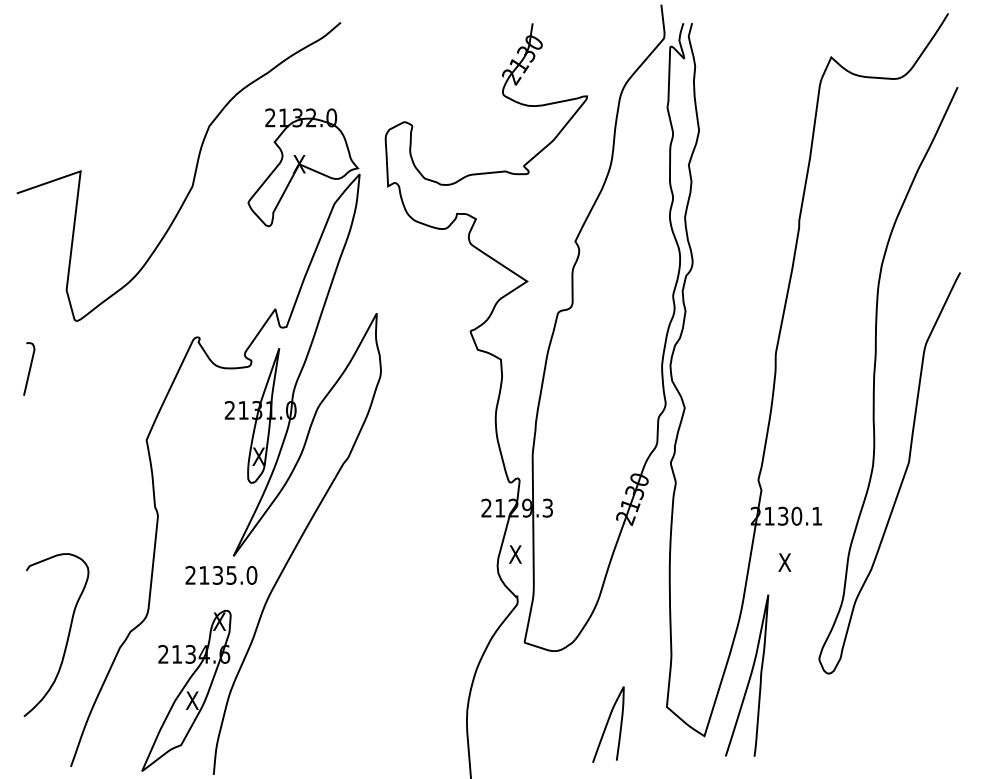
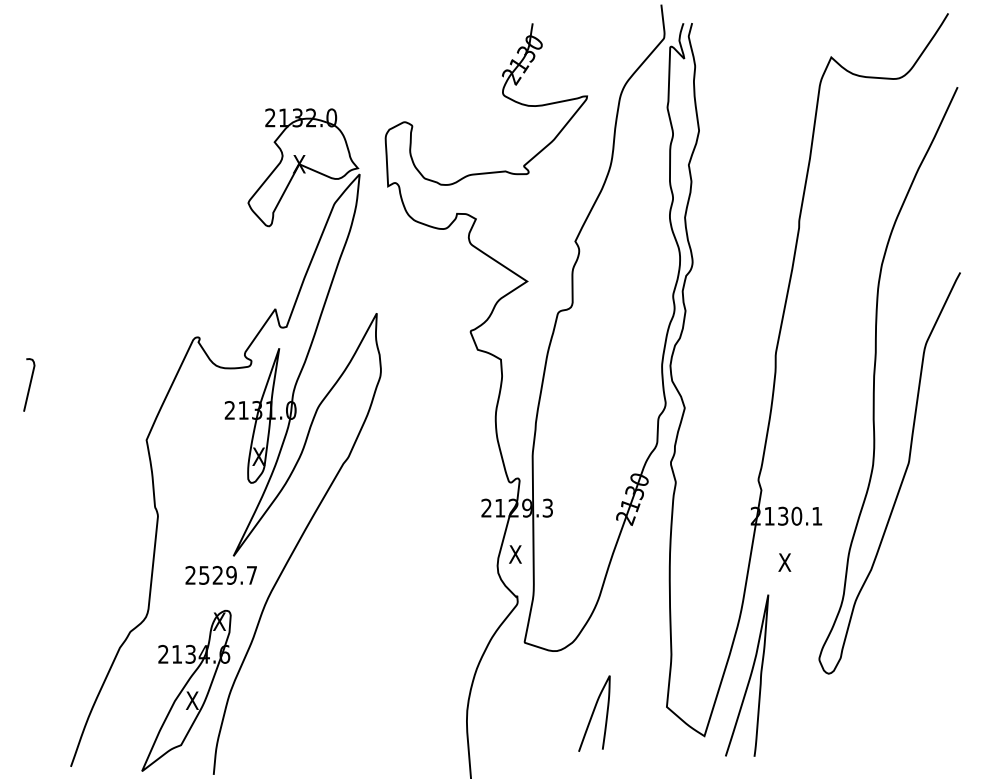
curve: present -> none (193, 176)
curve position: (29, 368) -> (29, 384) (29, 384)
text: 2135.0 -> 2529.7 (228, 575)
curve: present -> none (67, 635)
curve position: (608, 723) -> (594, 712) (594, 712)
